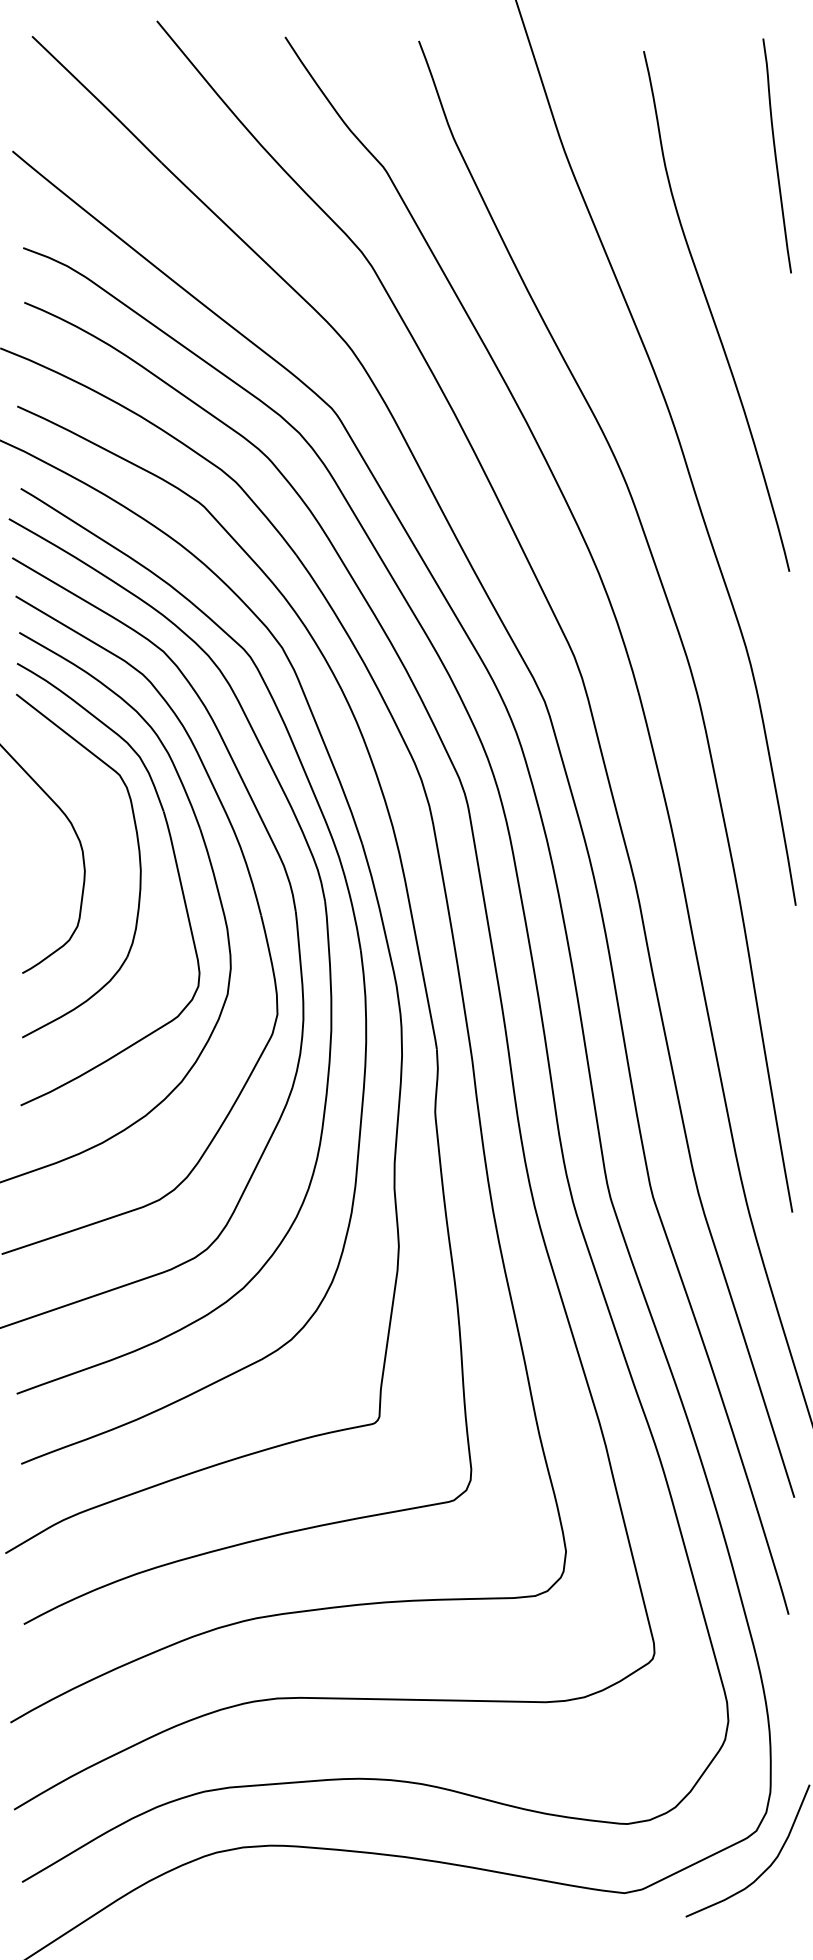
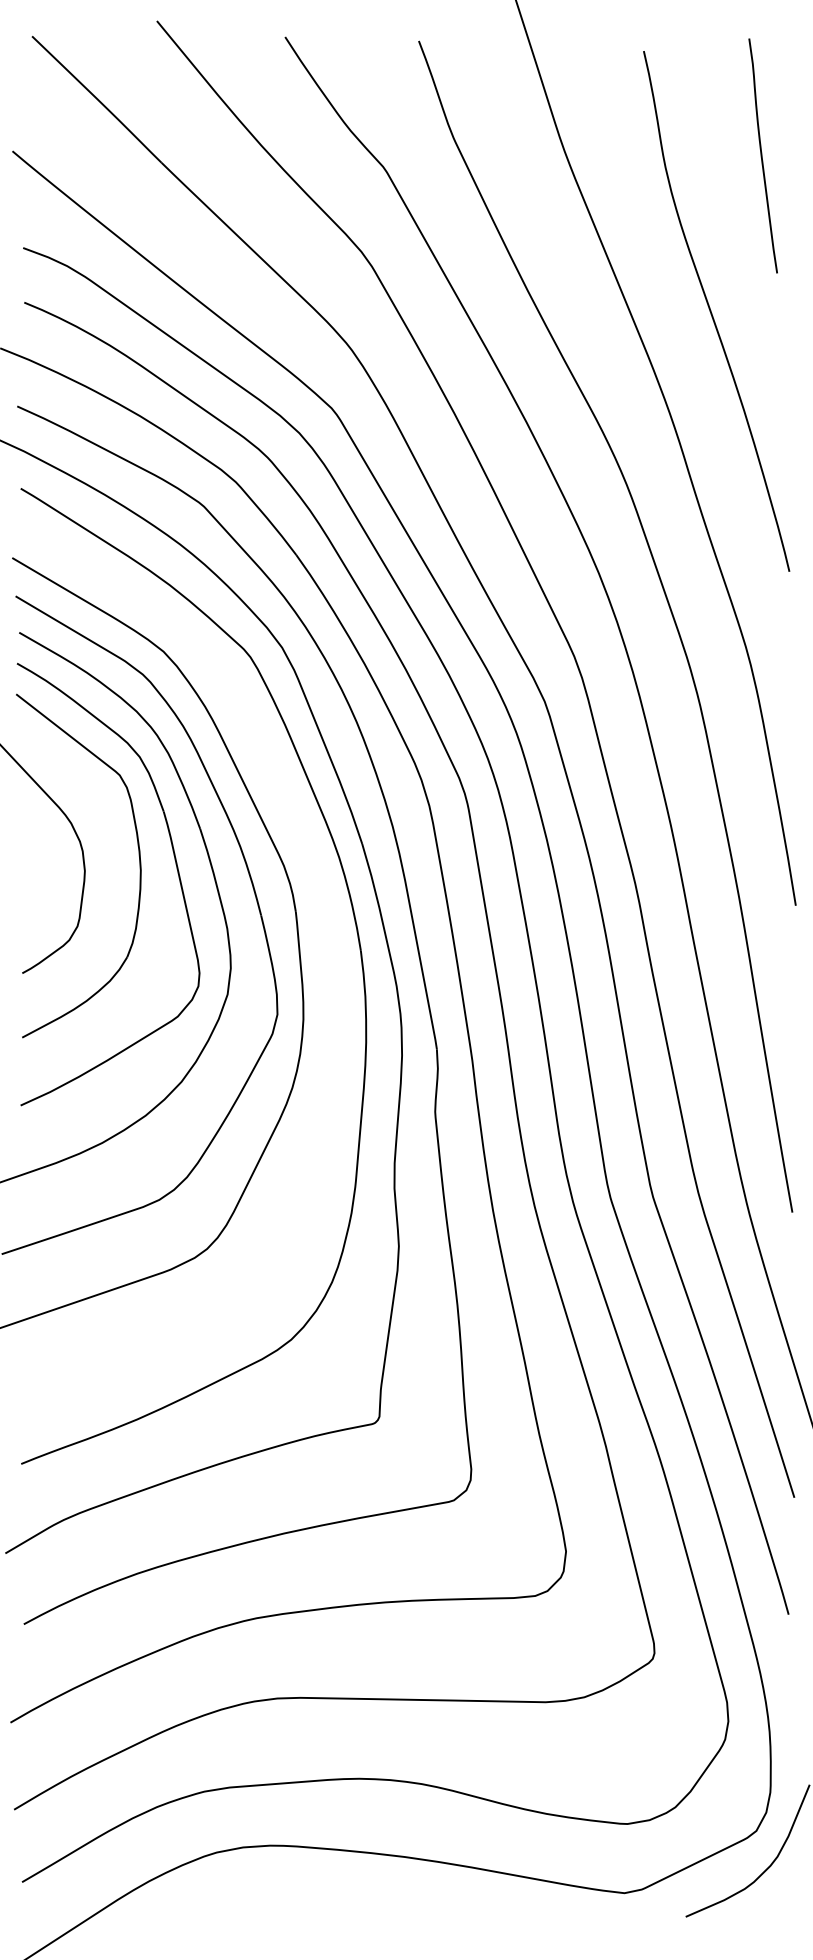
curve position: (776, 155) -> (762, 155) (762, 155)
part: present -> none (327, 946)
